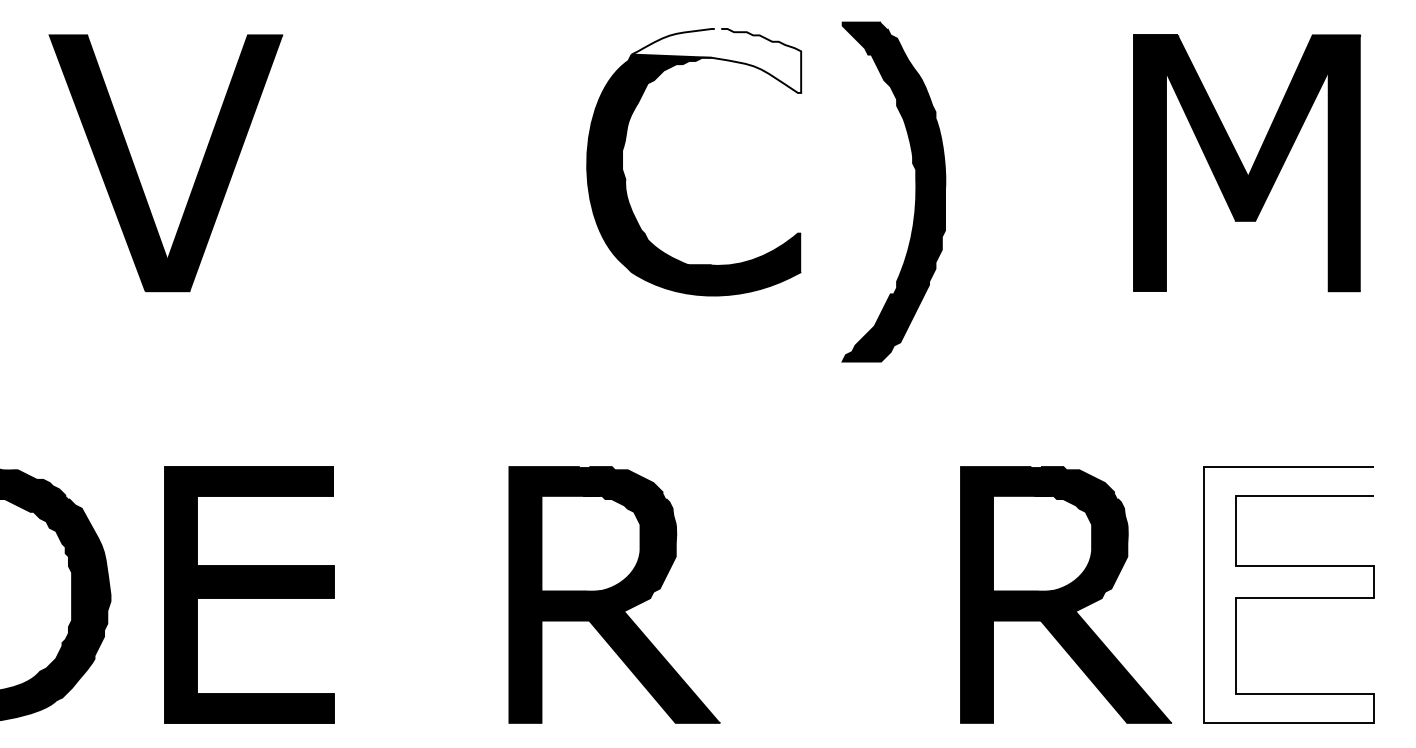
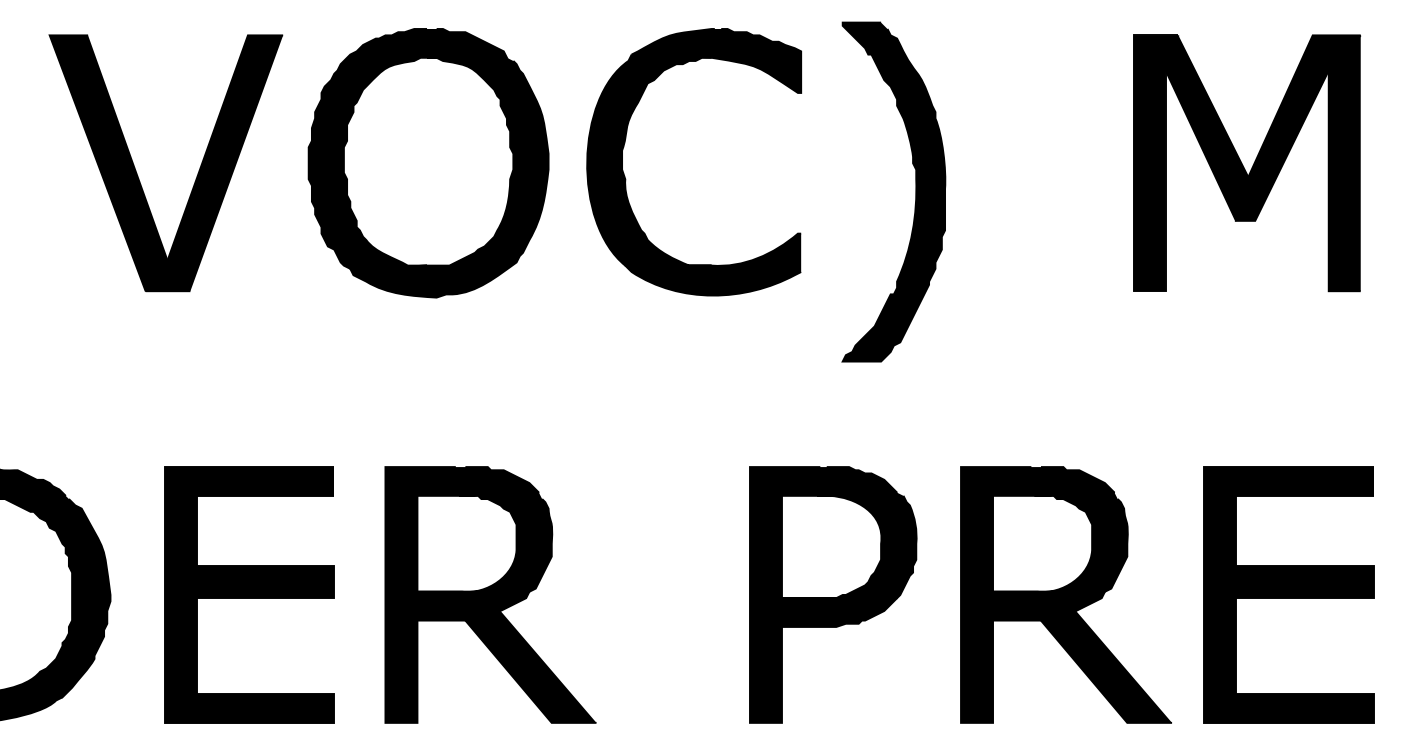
fill: none -> present (716, 60)
part: none -> present (428, 163)
part position: (614, 594) -> (490, 594) (490, 594)
part: none -> present (833, 594)
fill: none -> present (1288, 594)
